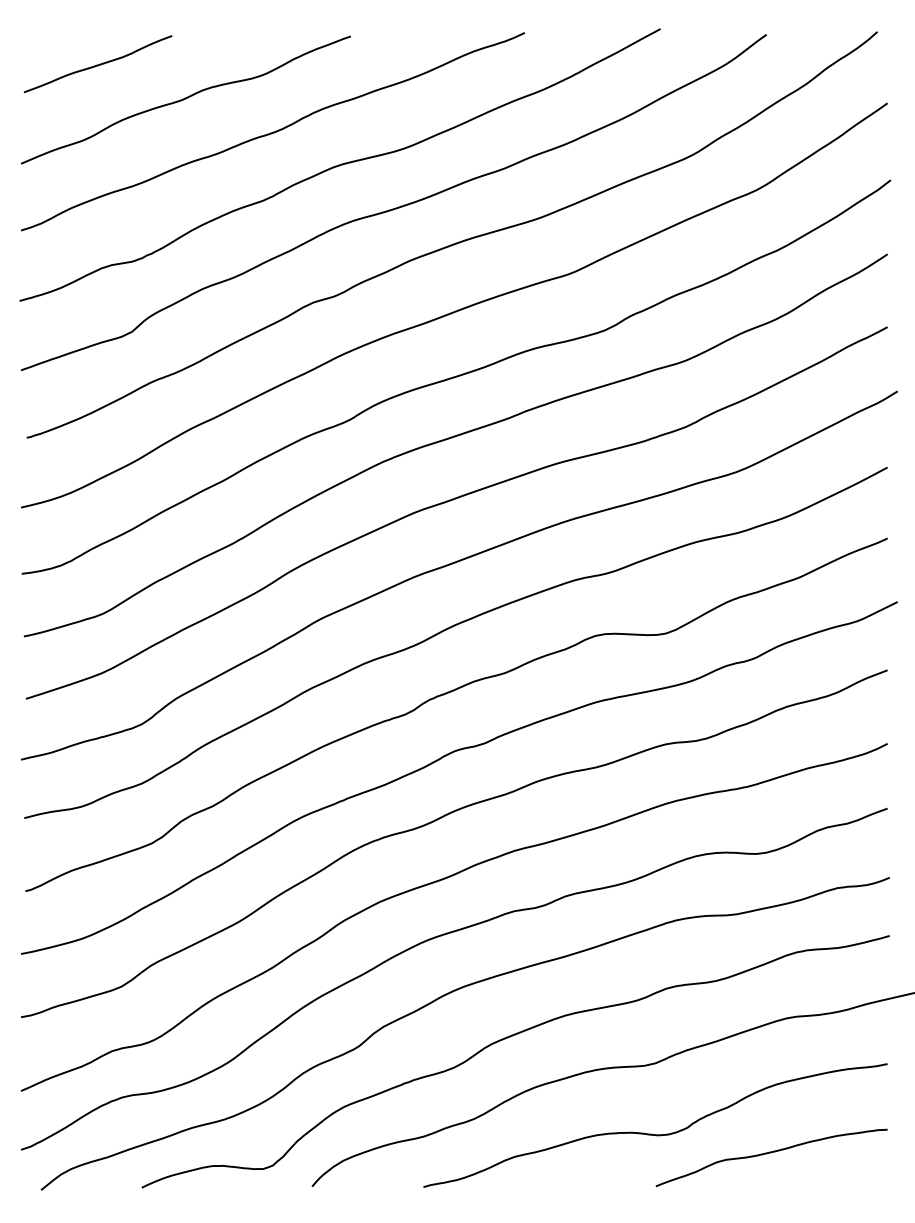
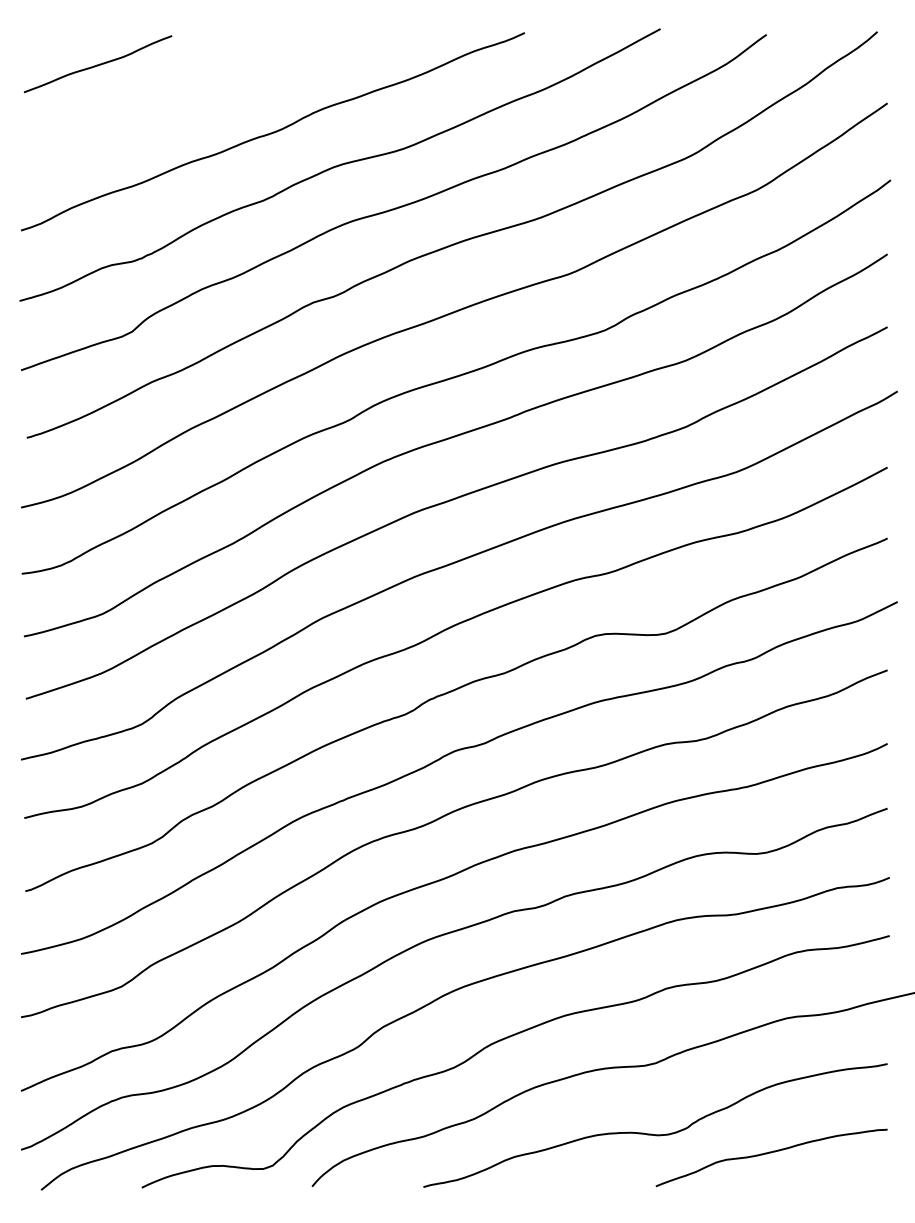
curve: present -> none (185, 99)
